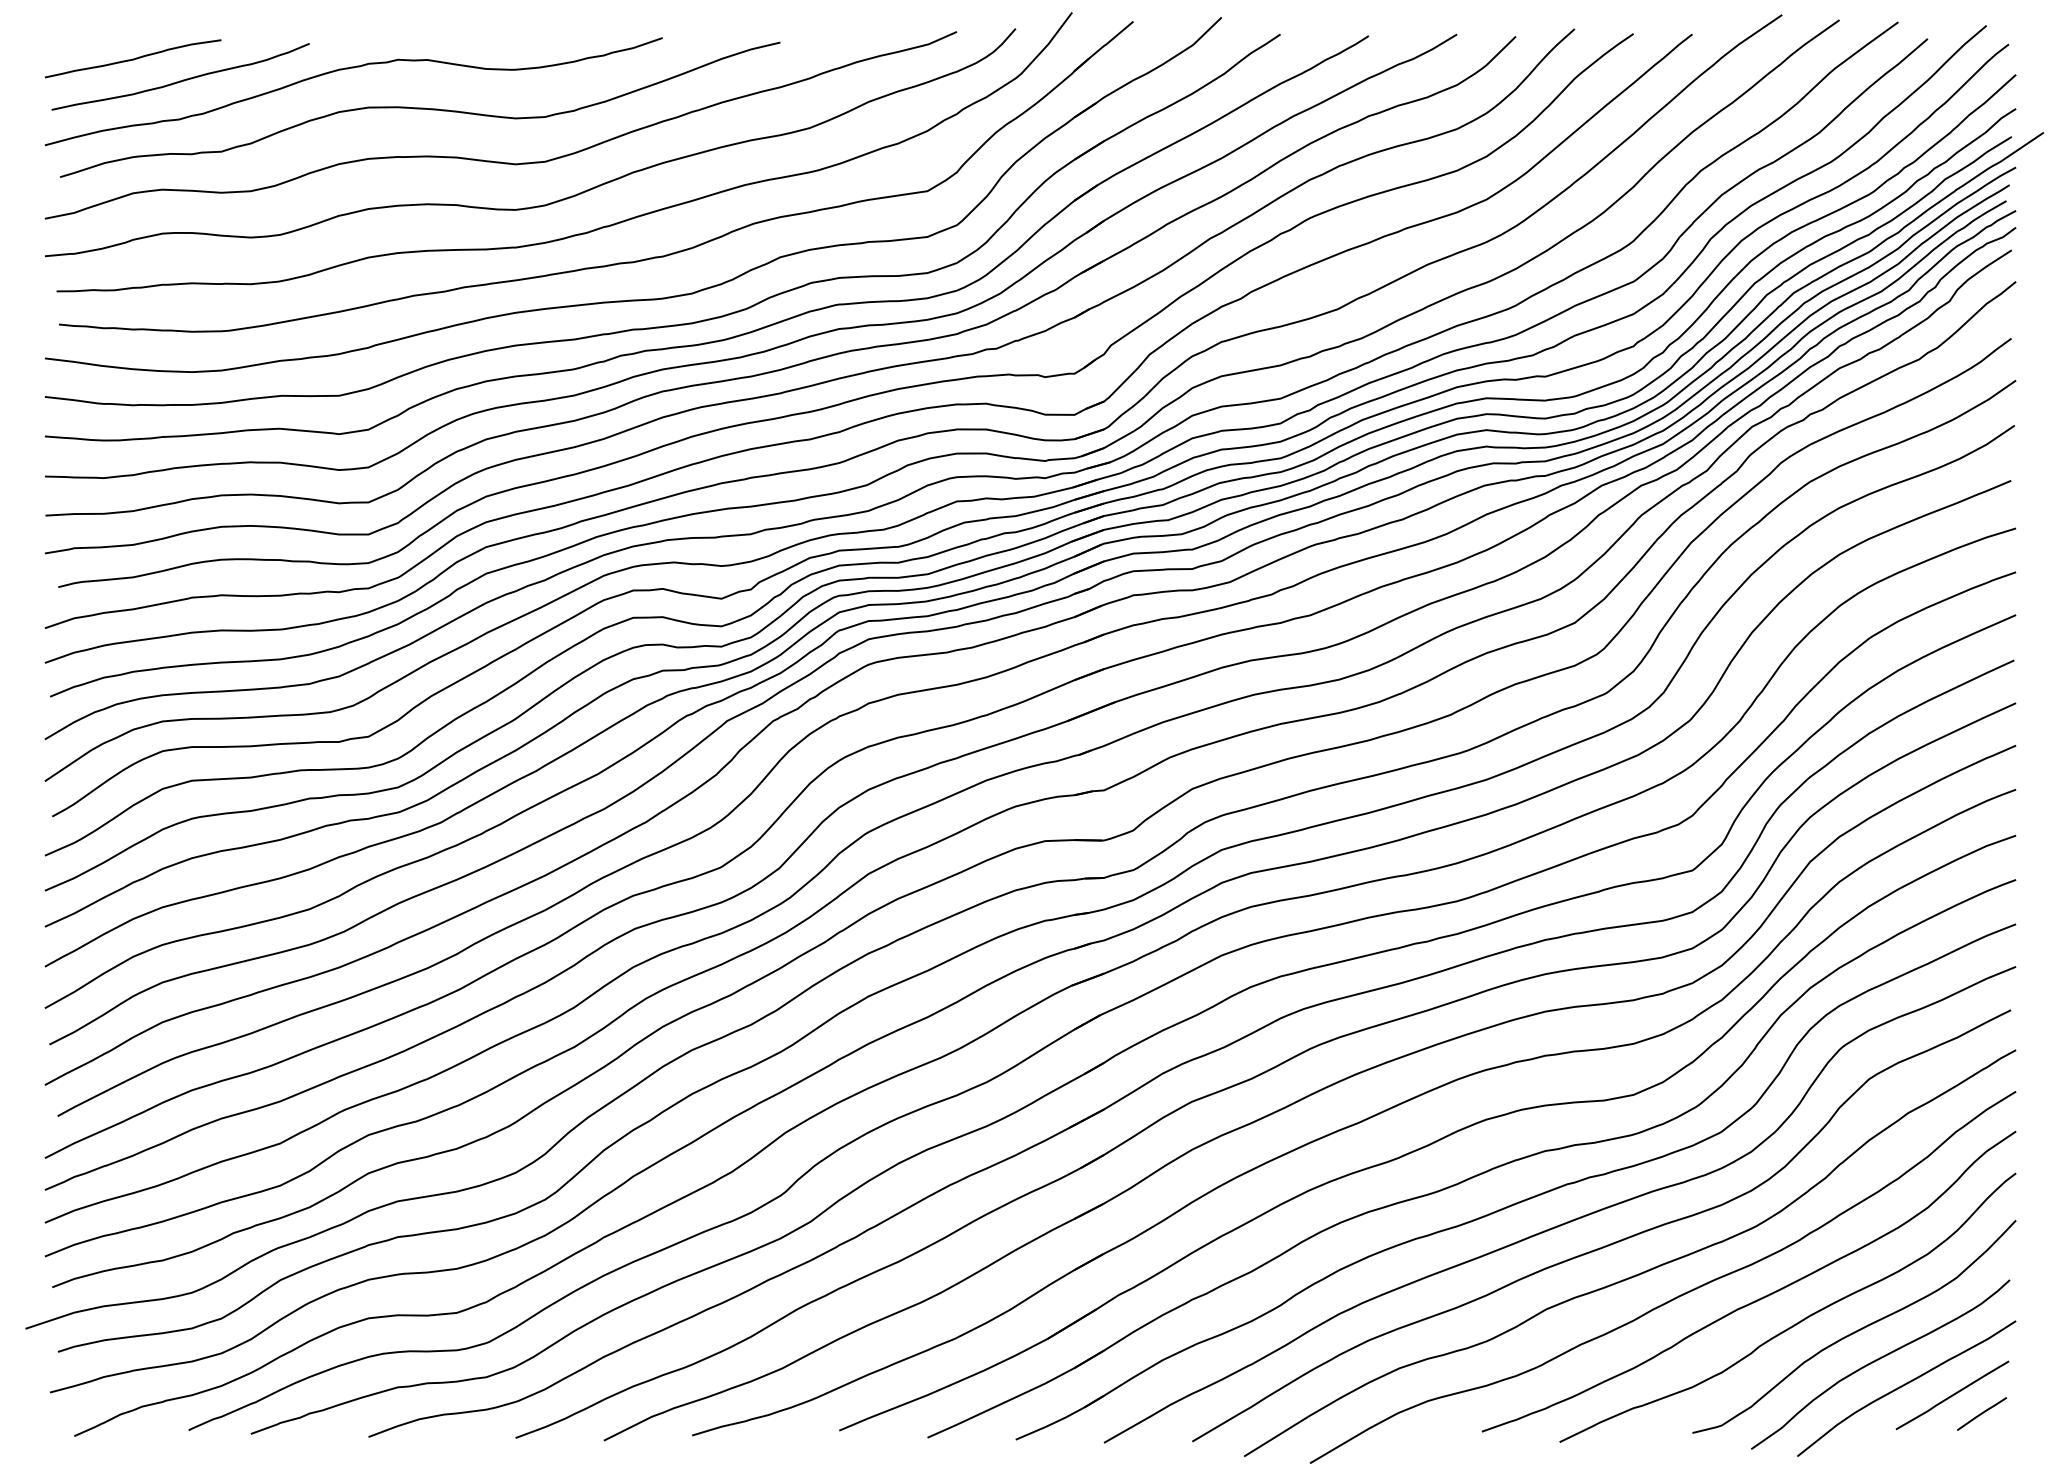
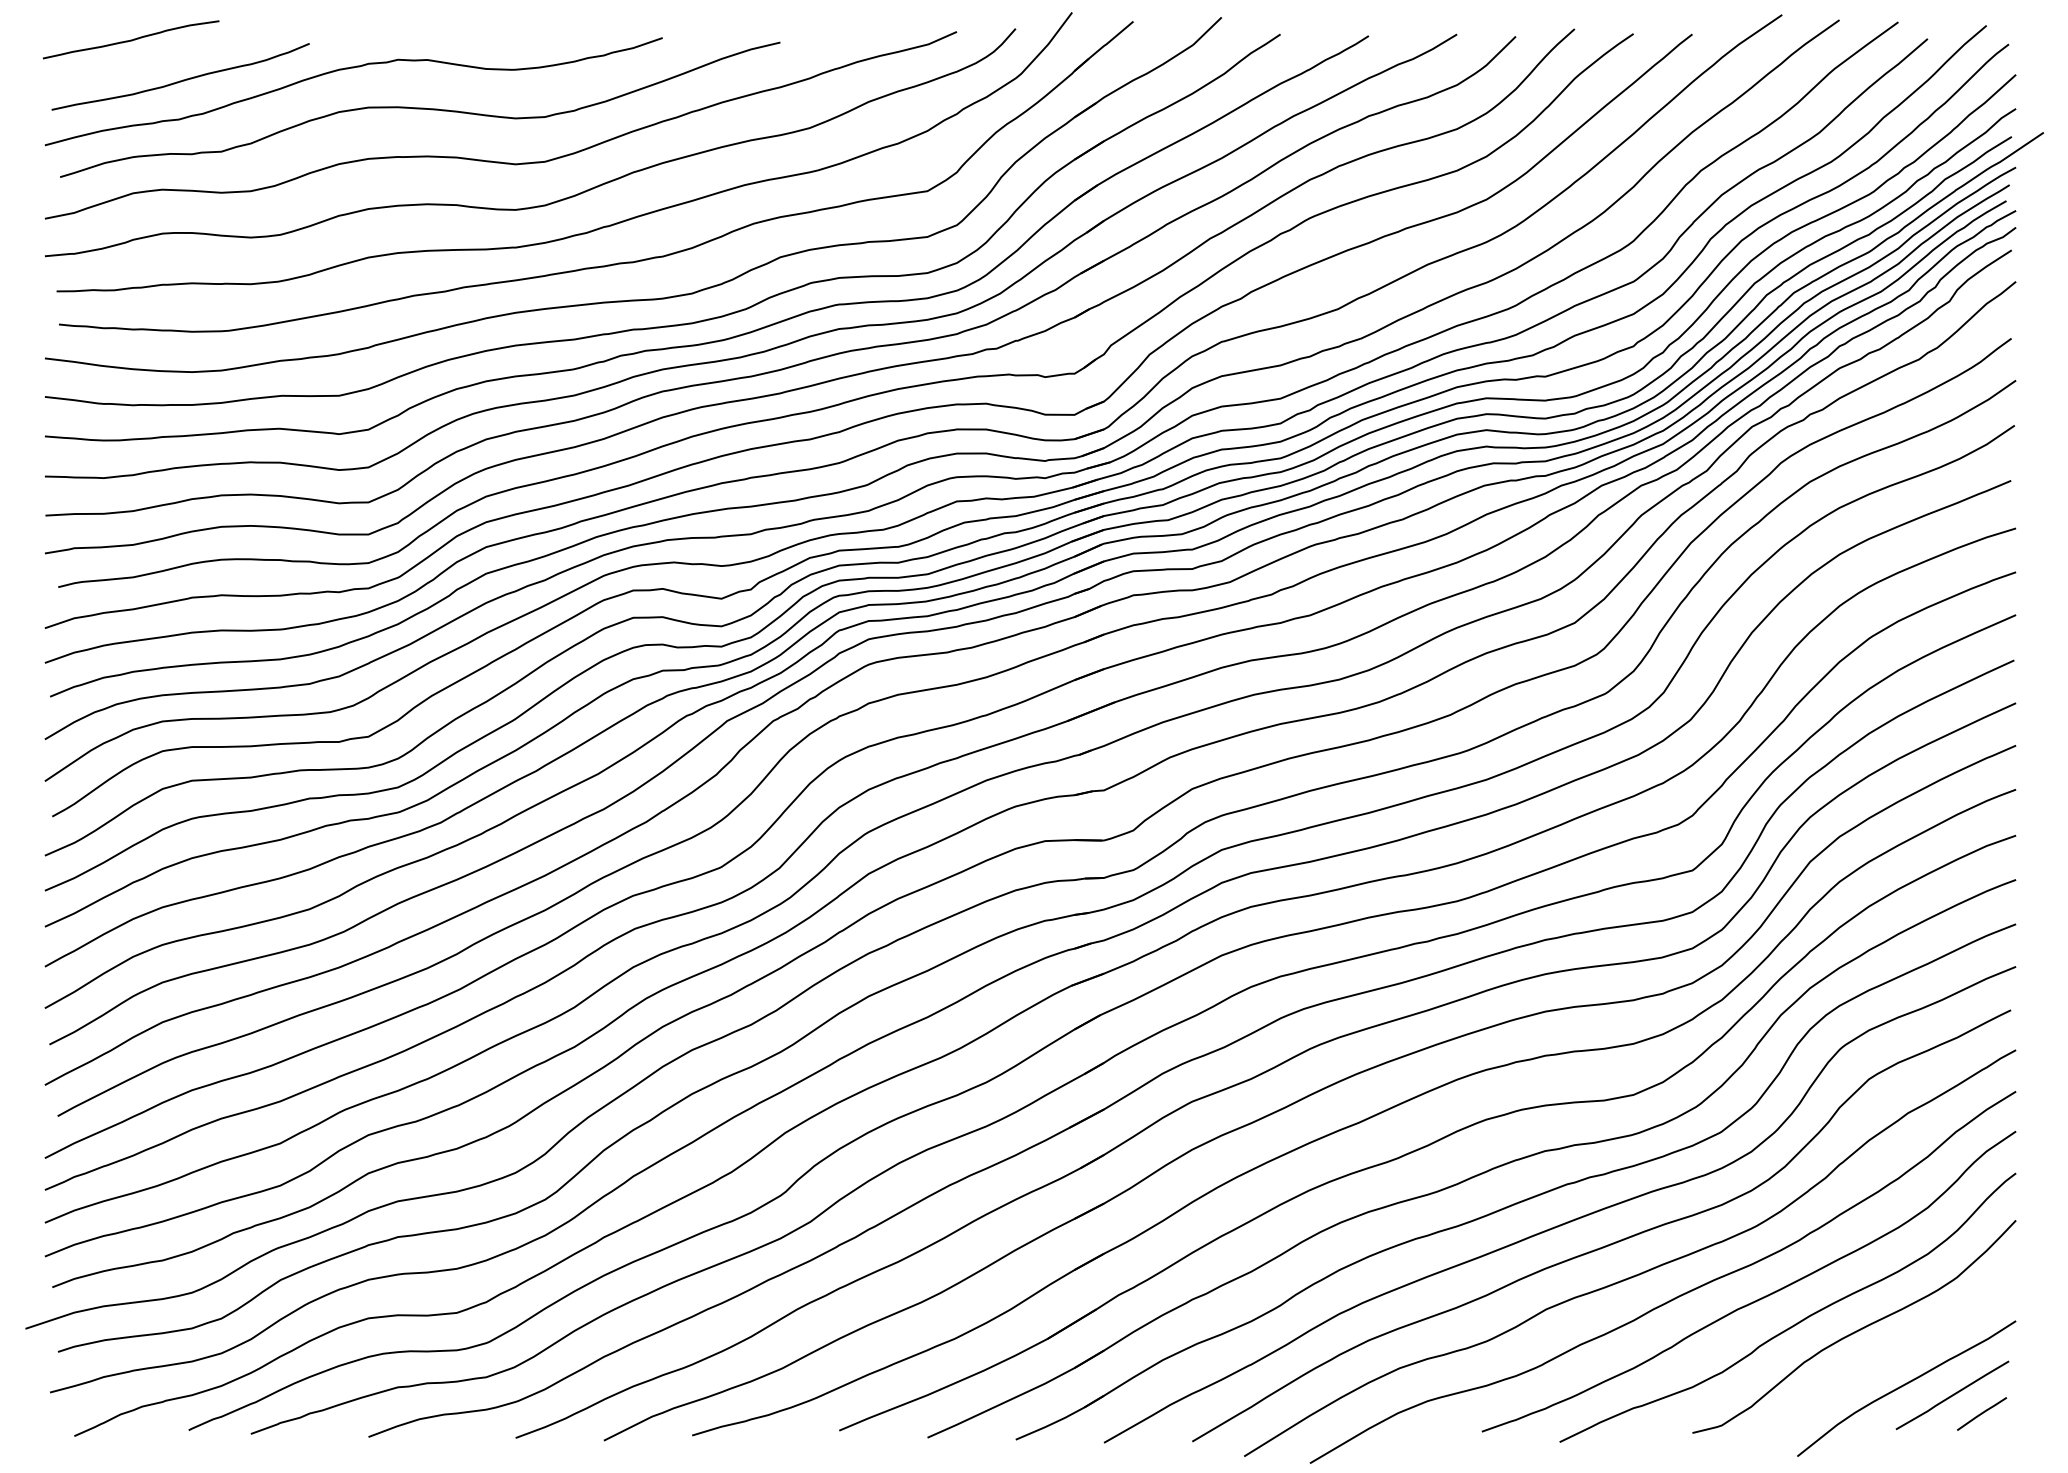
curve position: (133, 58) -> (131, 39) (131, 39)
curve: present -> none (1878, 1360)
